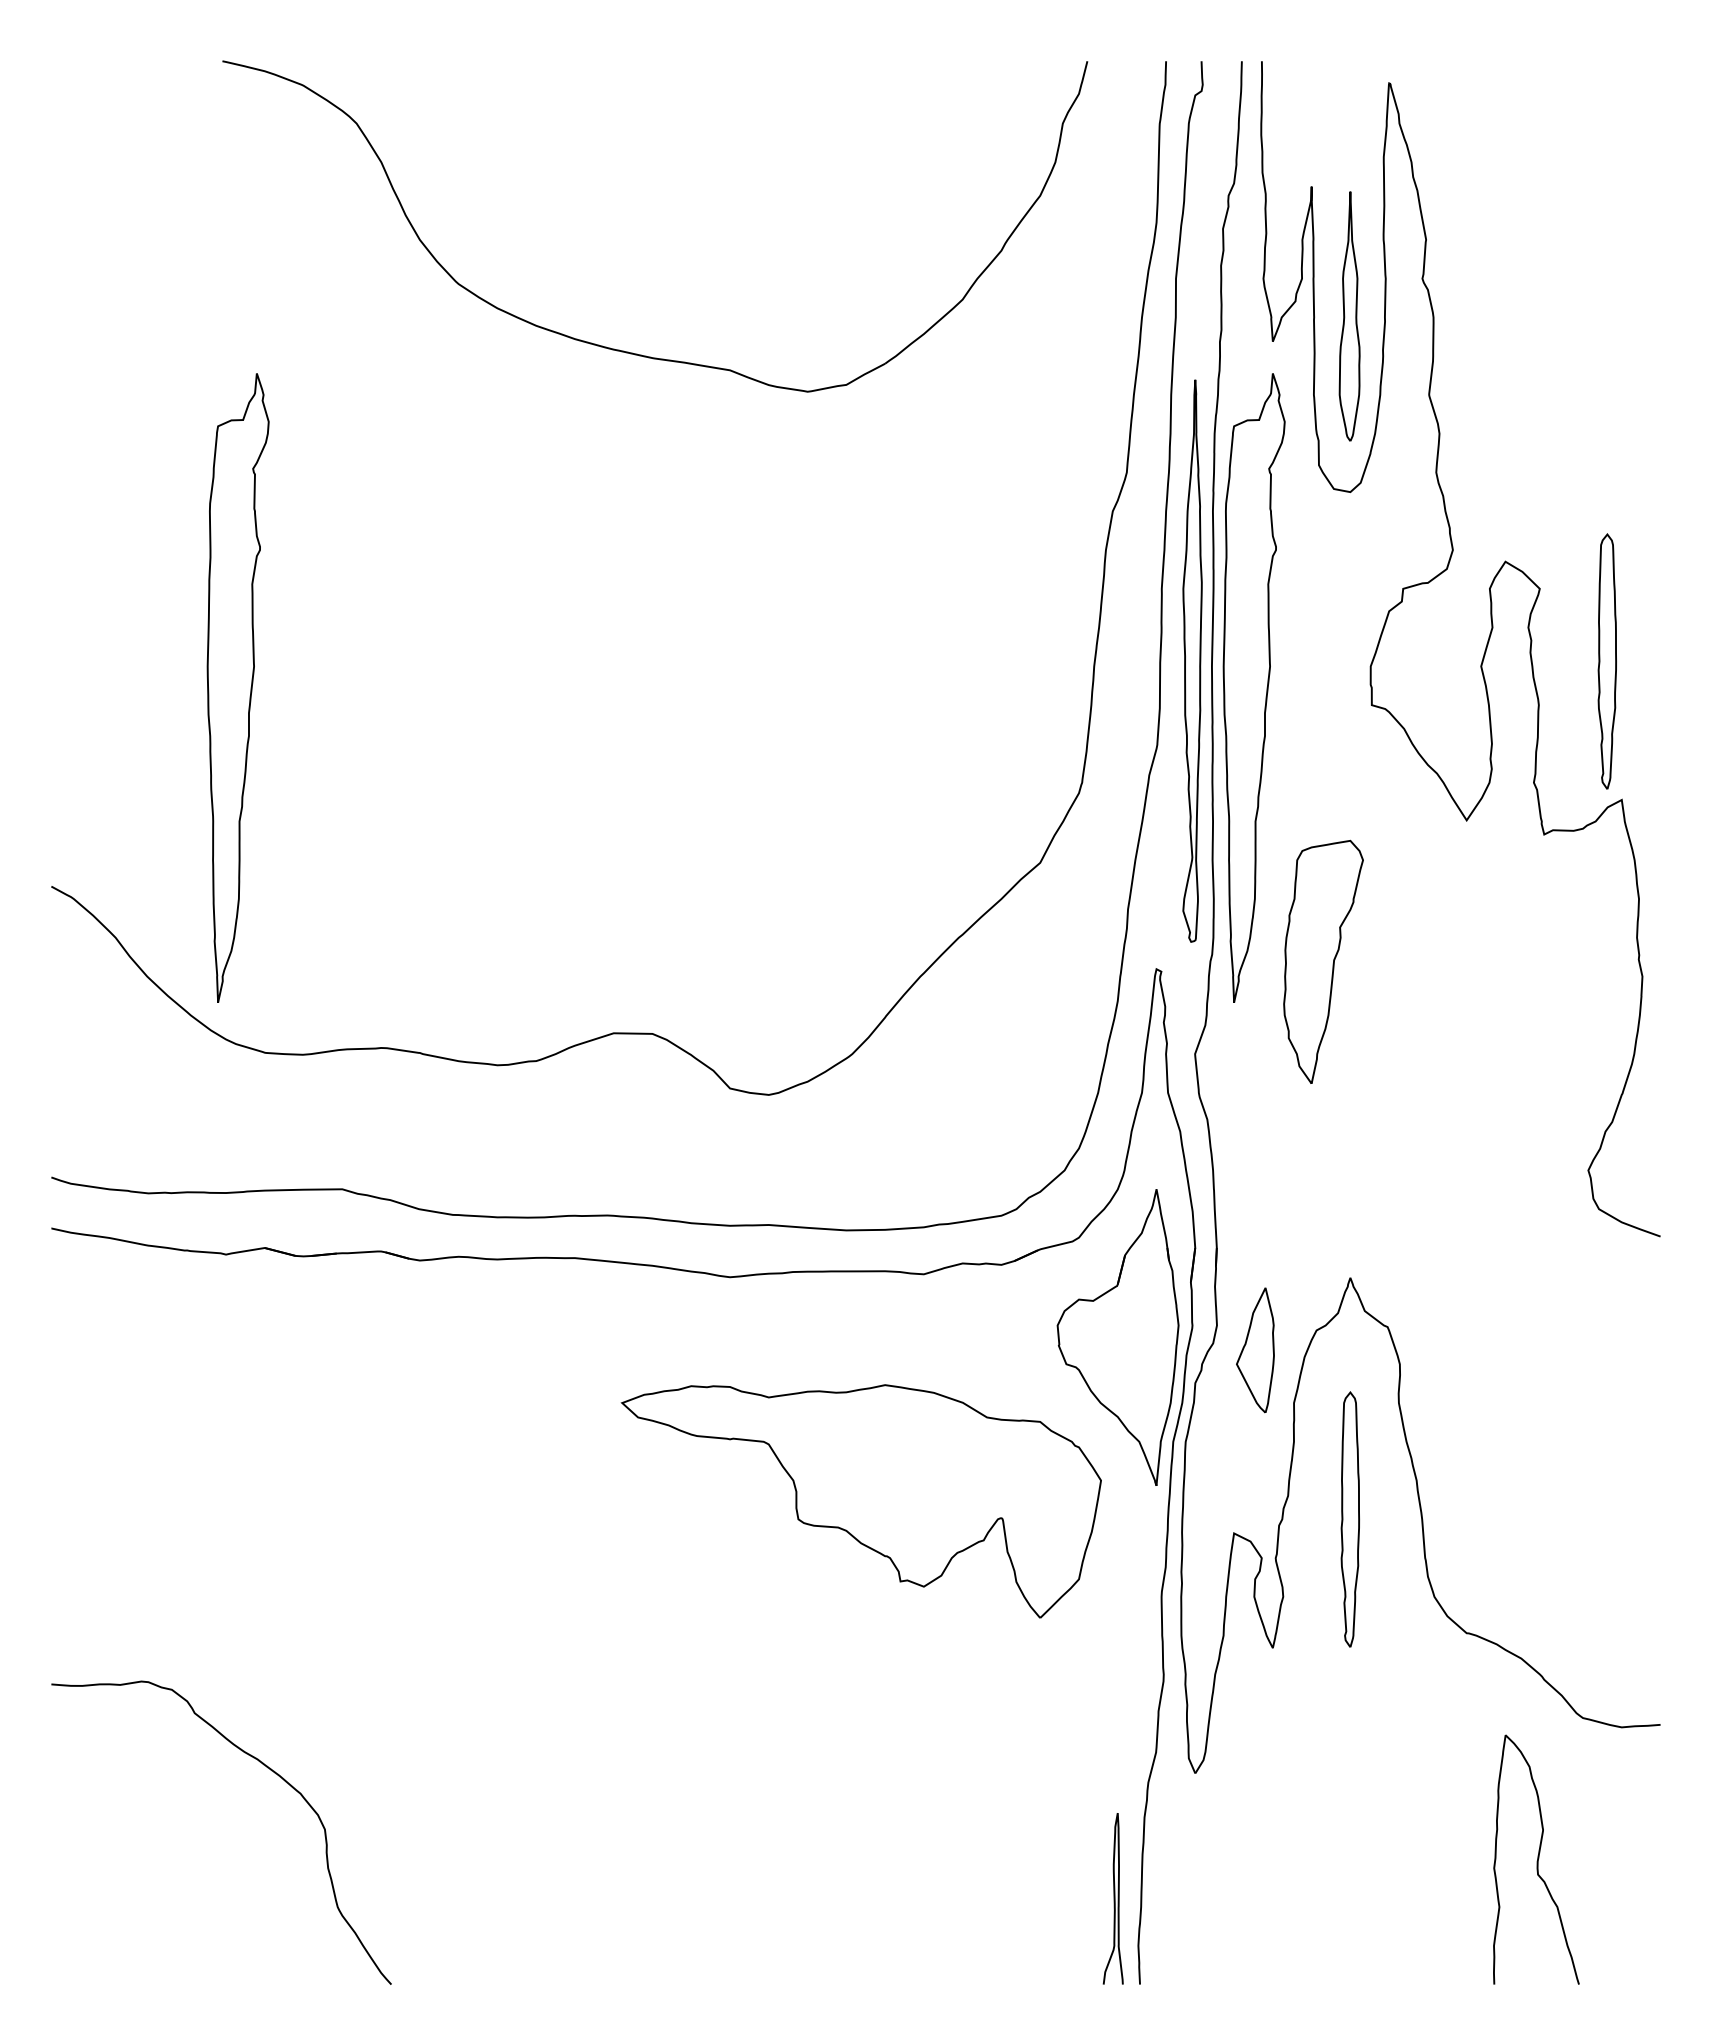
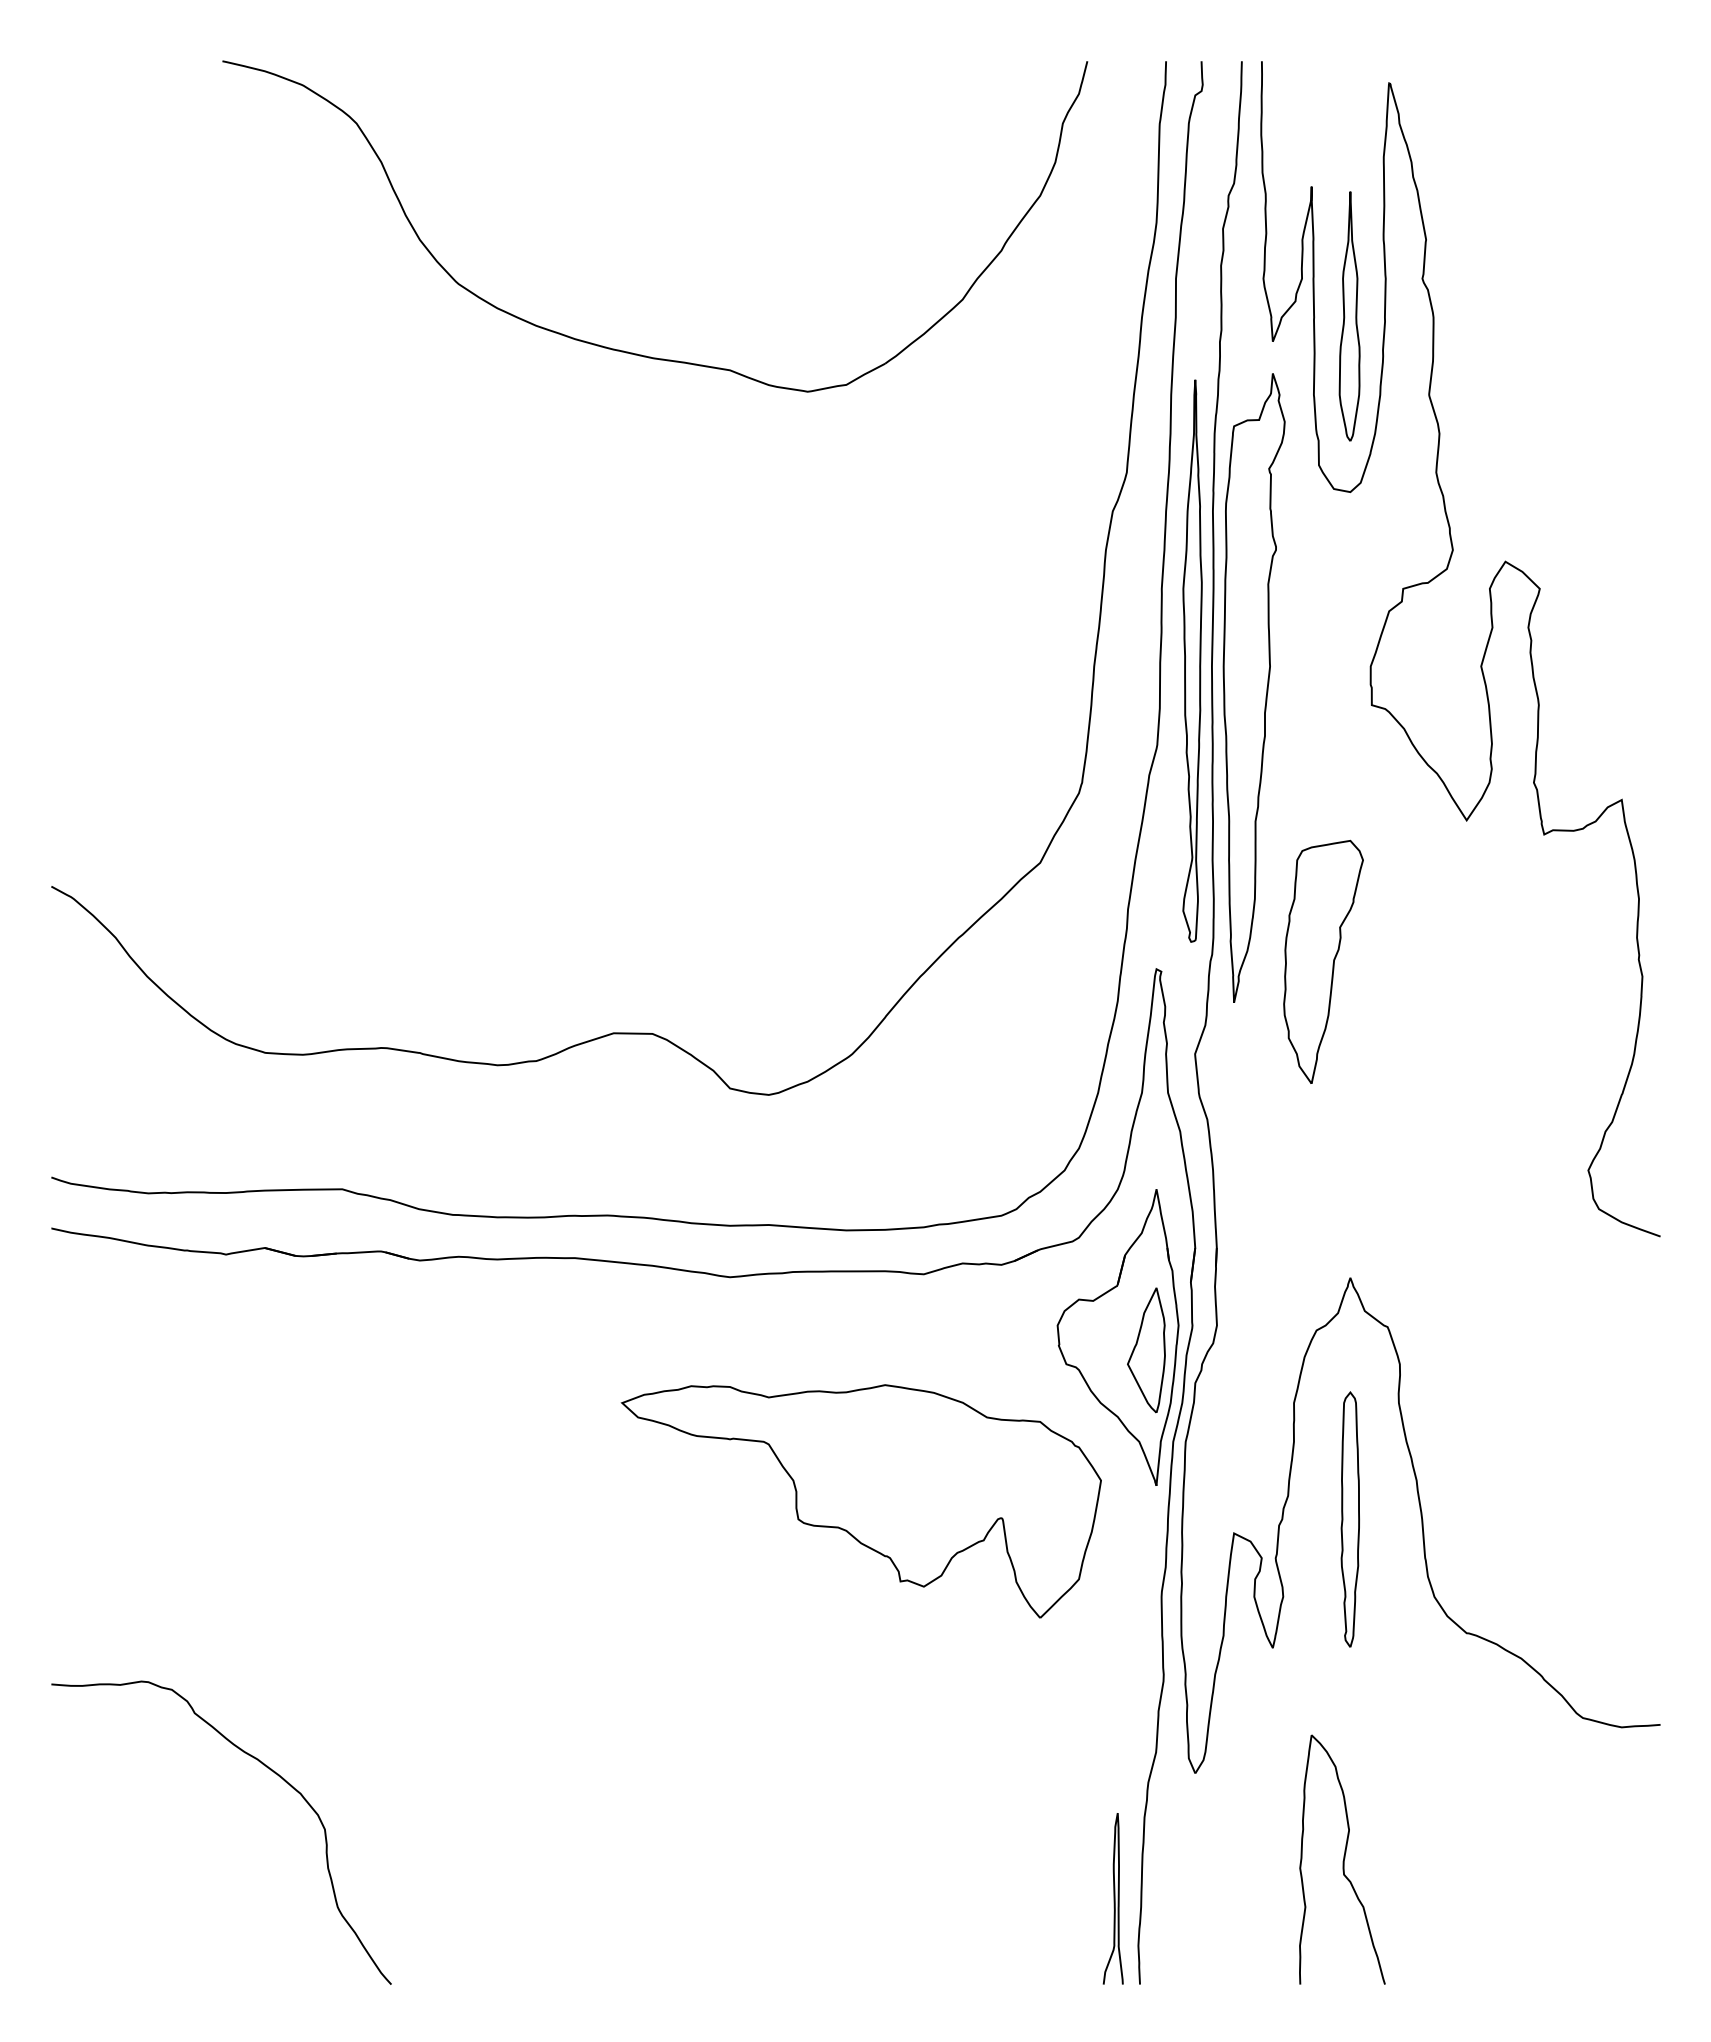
part: present -> none (1606, 661)
part: present -> none (237, 687)
part position: (1255, 1350) -> (1146, 1350) (1146, 1350)
curve position: (1537, 1859) -> (1343, 1859) (1343, 1859)
